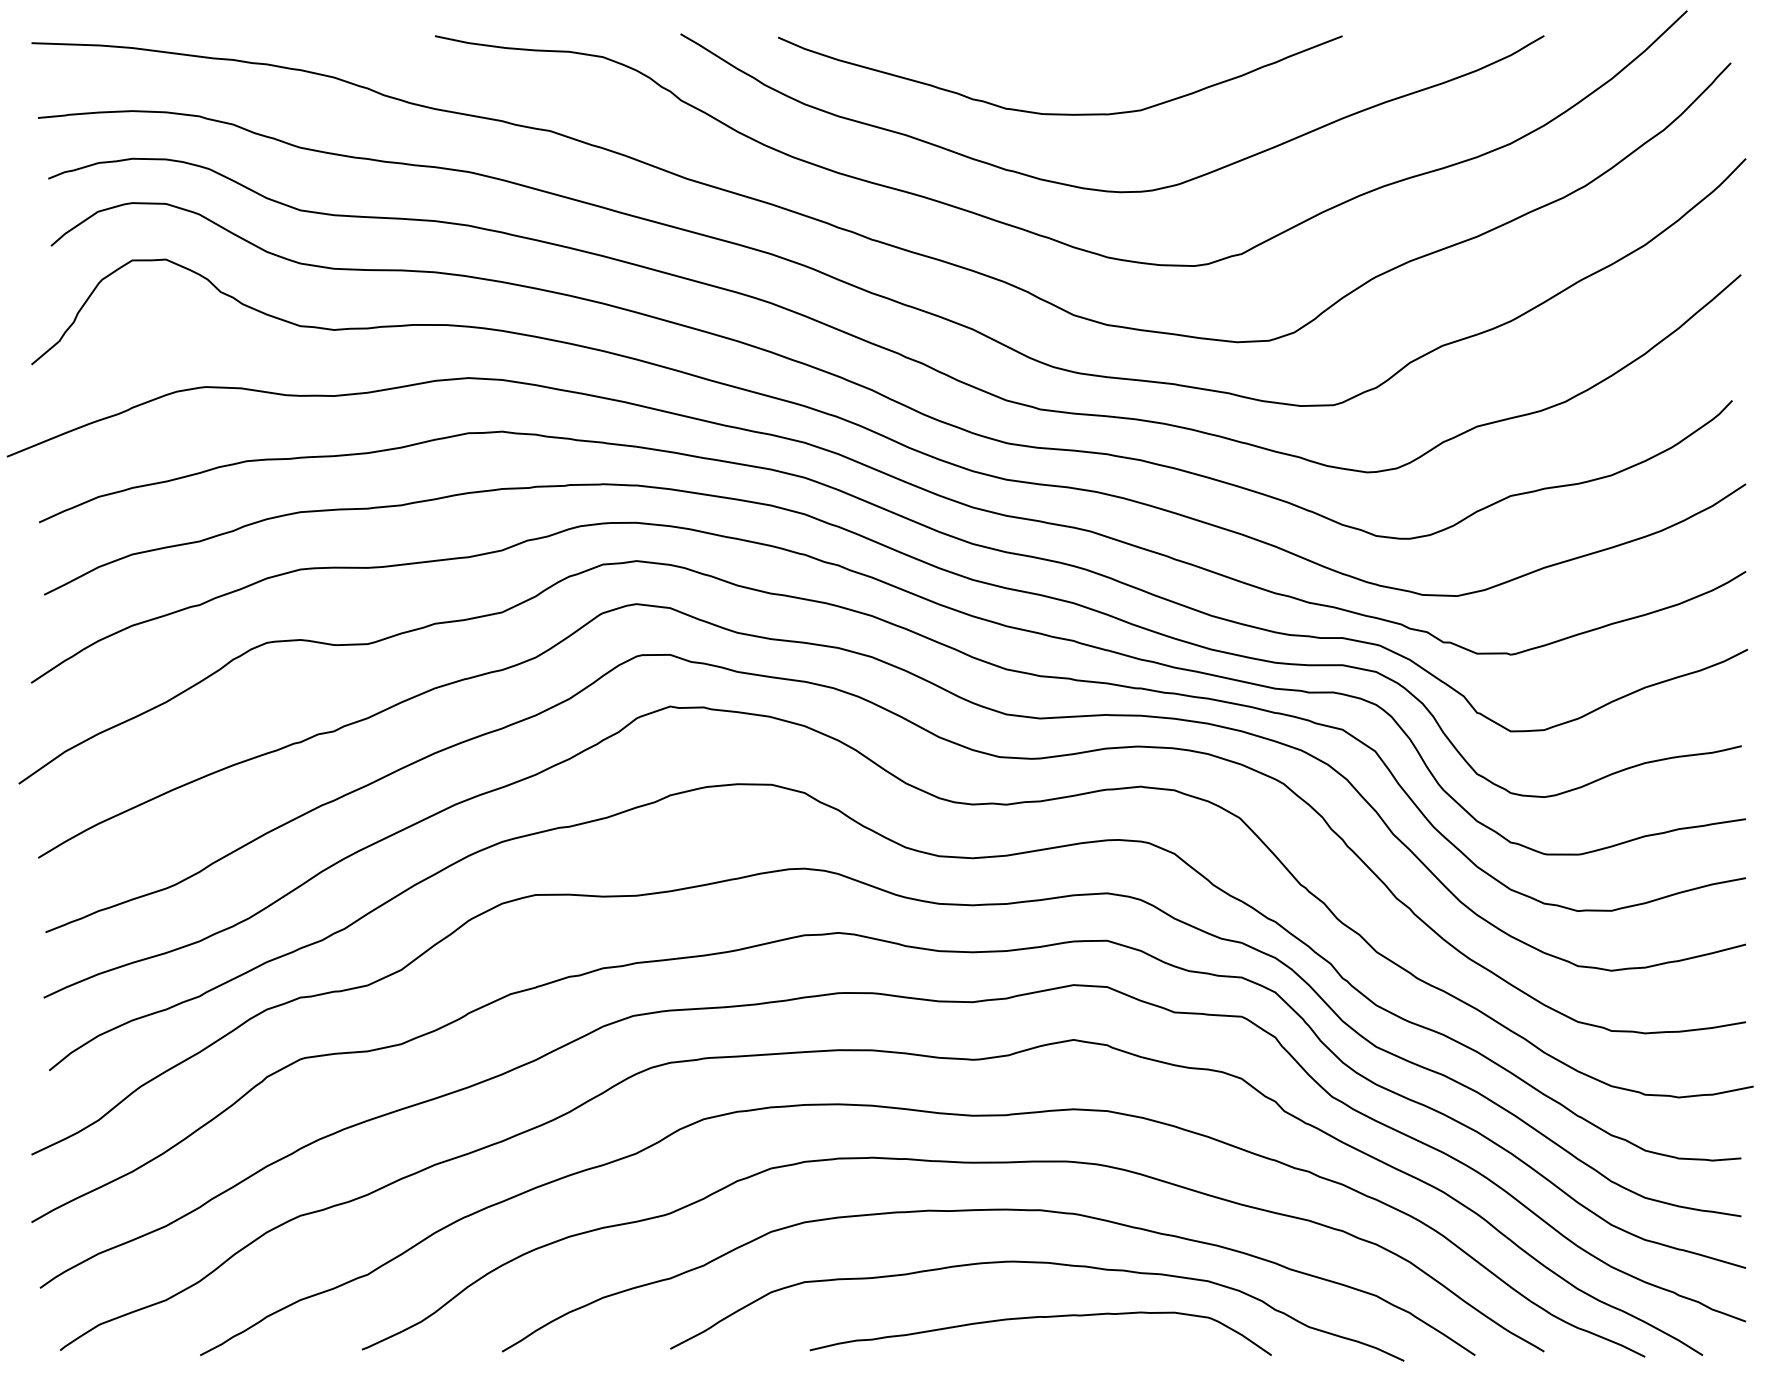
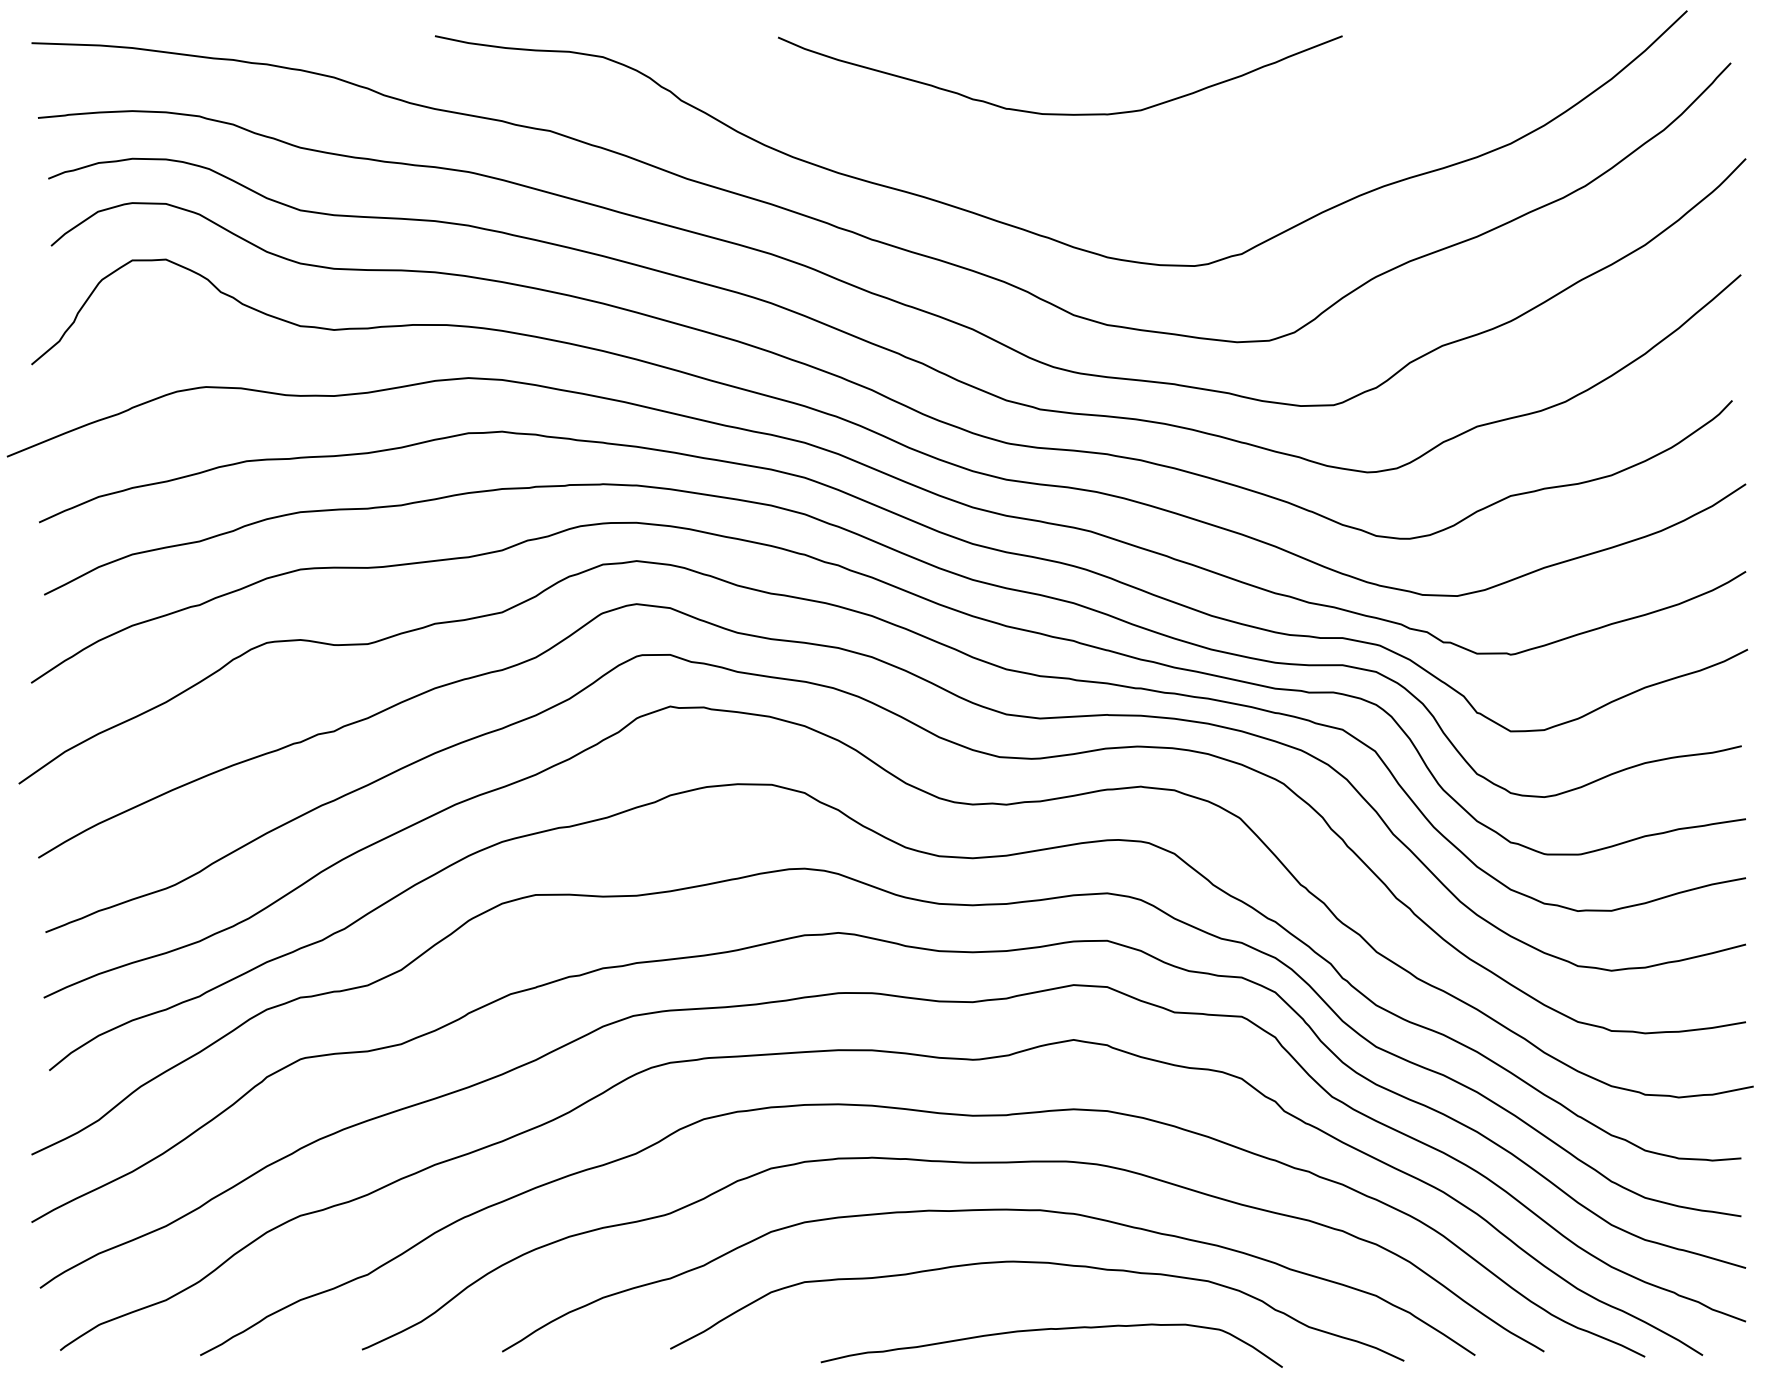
curve: present -> none (1102, 189)
curve position: (1035, 1318) -> (1046, 1330) (1046, 1330)
